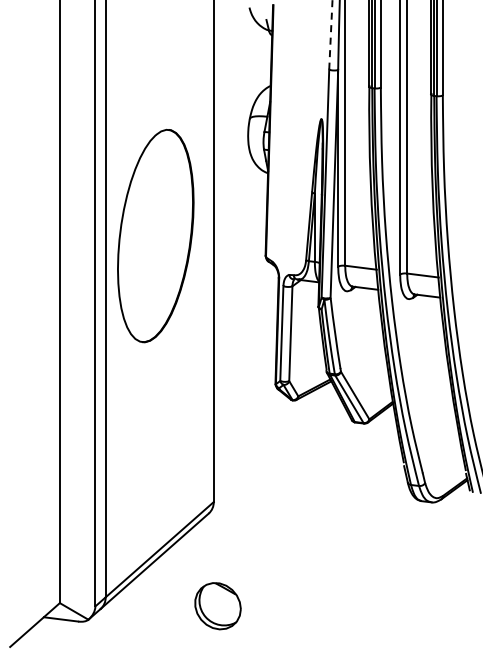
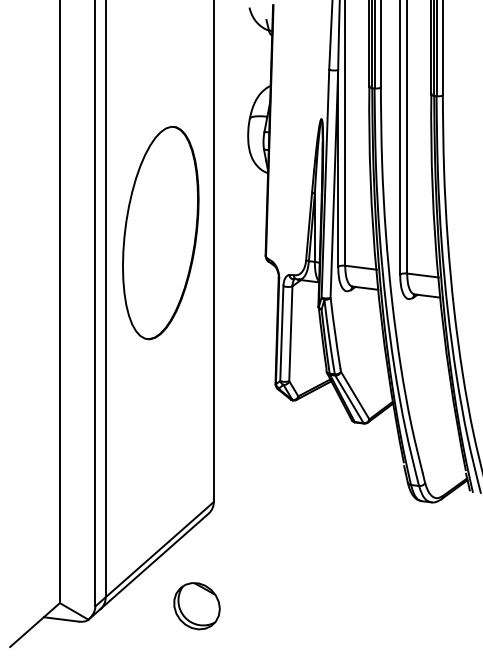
line: dashed -> solid (330, 34)
part position: (155, 236) -> (160, 233) (160, 233)
part position: (217, 606) -> (196, 606) (196, 606)
